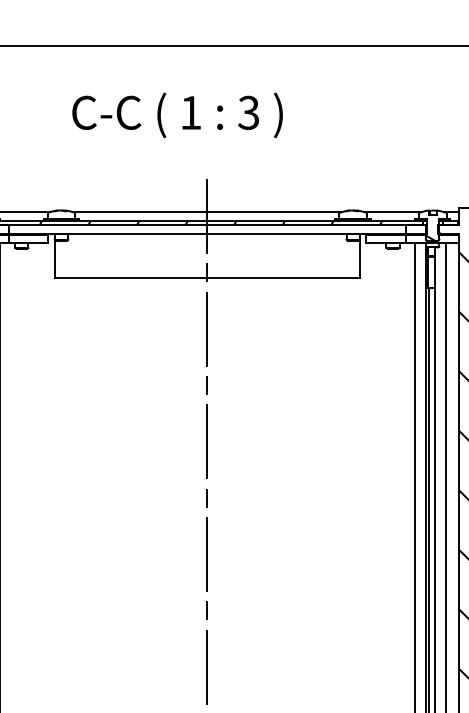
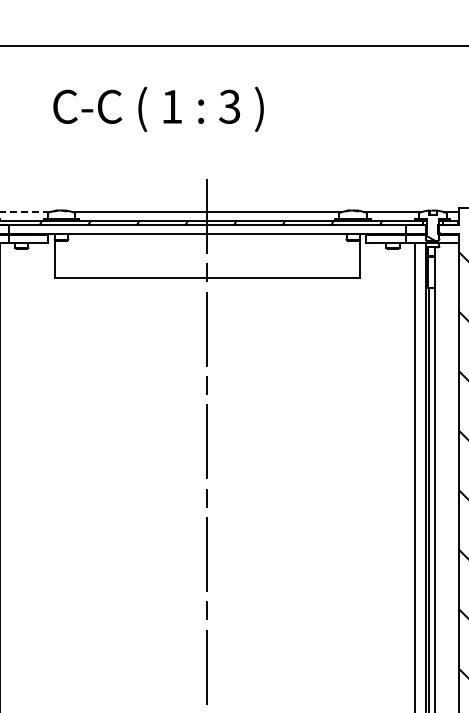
text position: (177, 115) -> (158, 109) (158, 109)
line: solid -> dashed (24, 212)
line: present -> none (445, 476)
